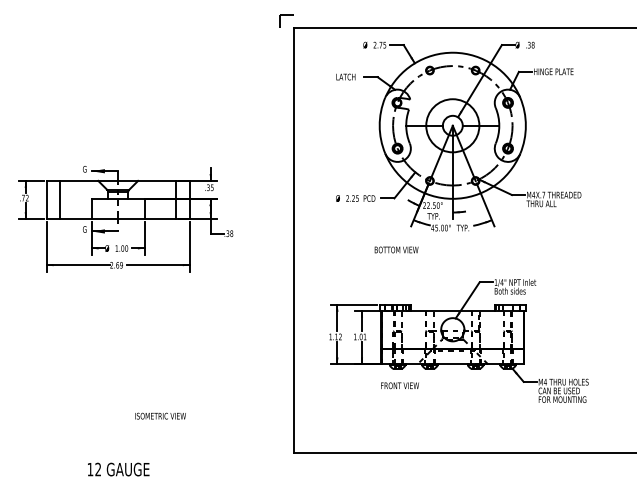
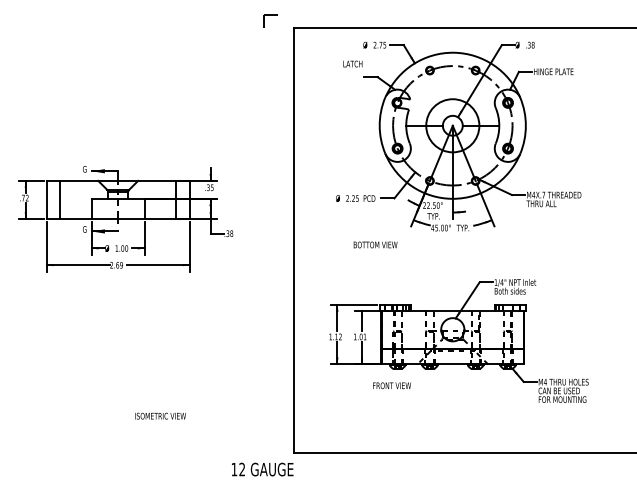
part position: (286, 20) -> (270, 20) (270, 20)
text position: (345, 76) -> (352, 63) (352, 63)
text position: (396, 249) -> (375, 244) (375, 244)
text position: (399, 385) -> (391, 385) (391, 385)
text position: (118, 469) -> (262, 469) (262, 469)
